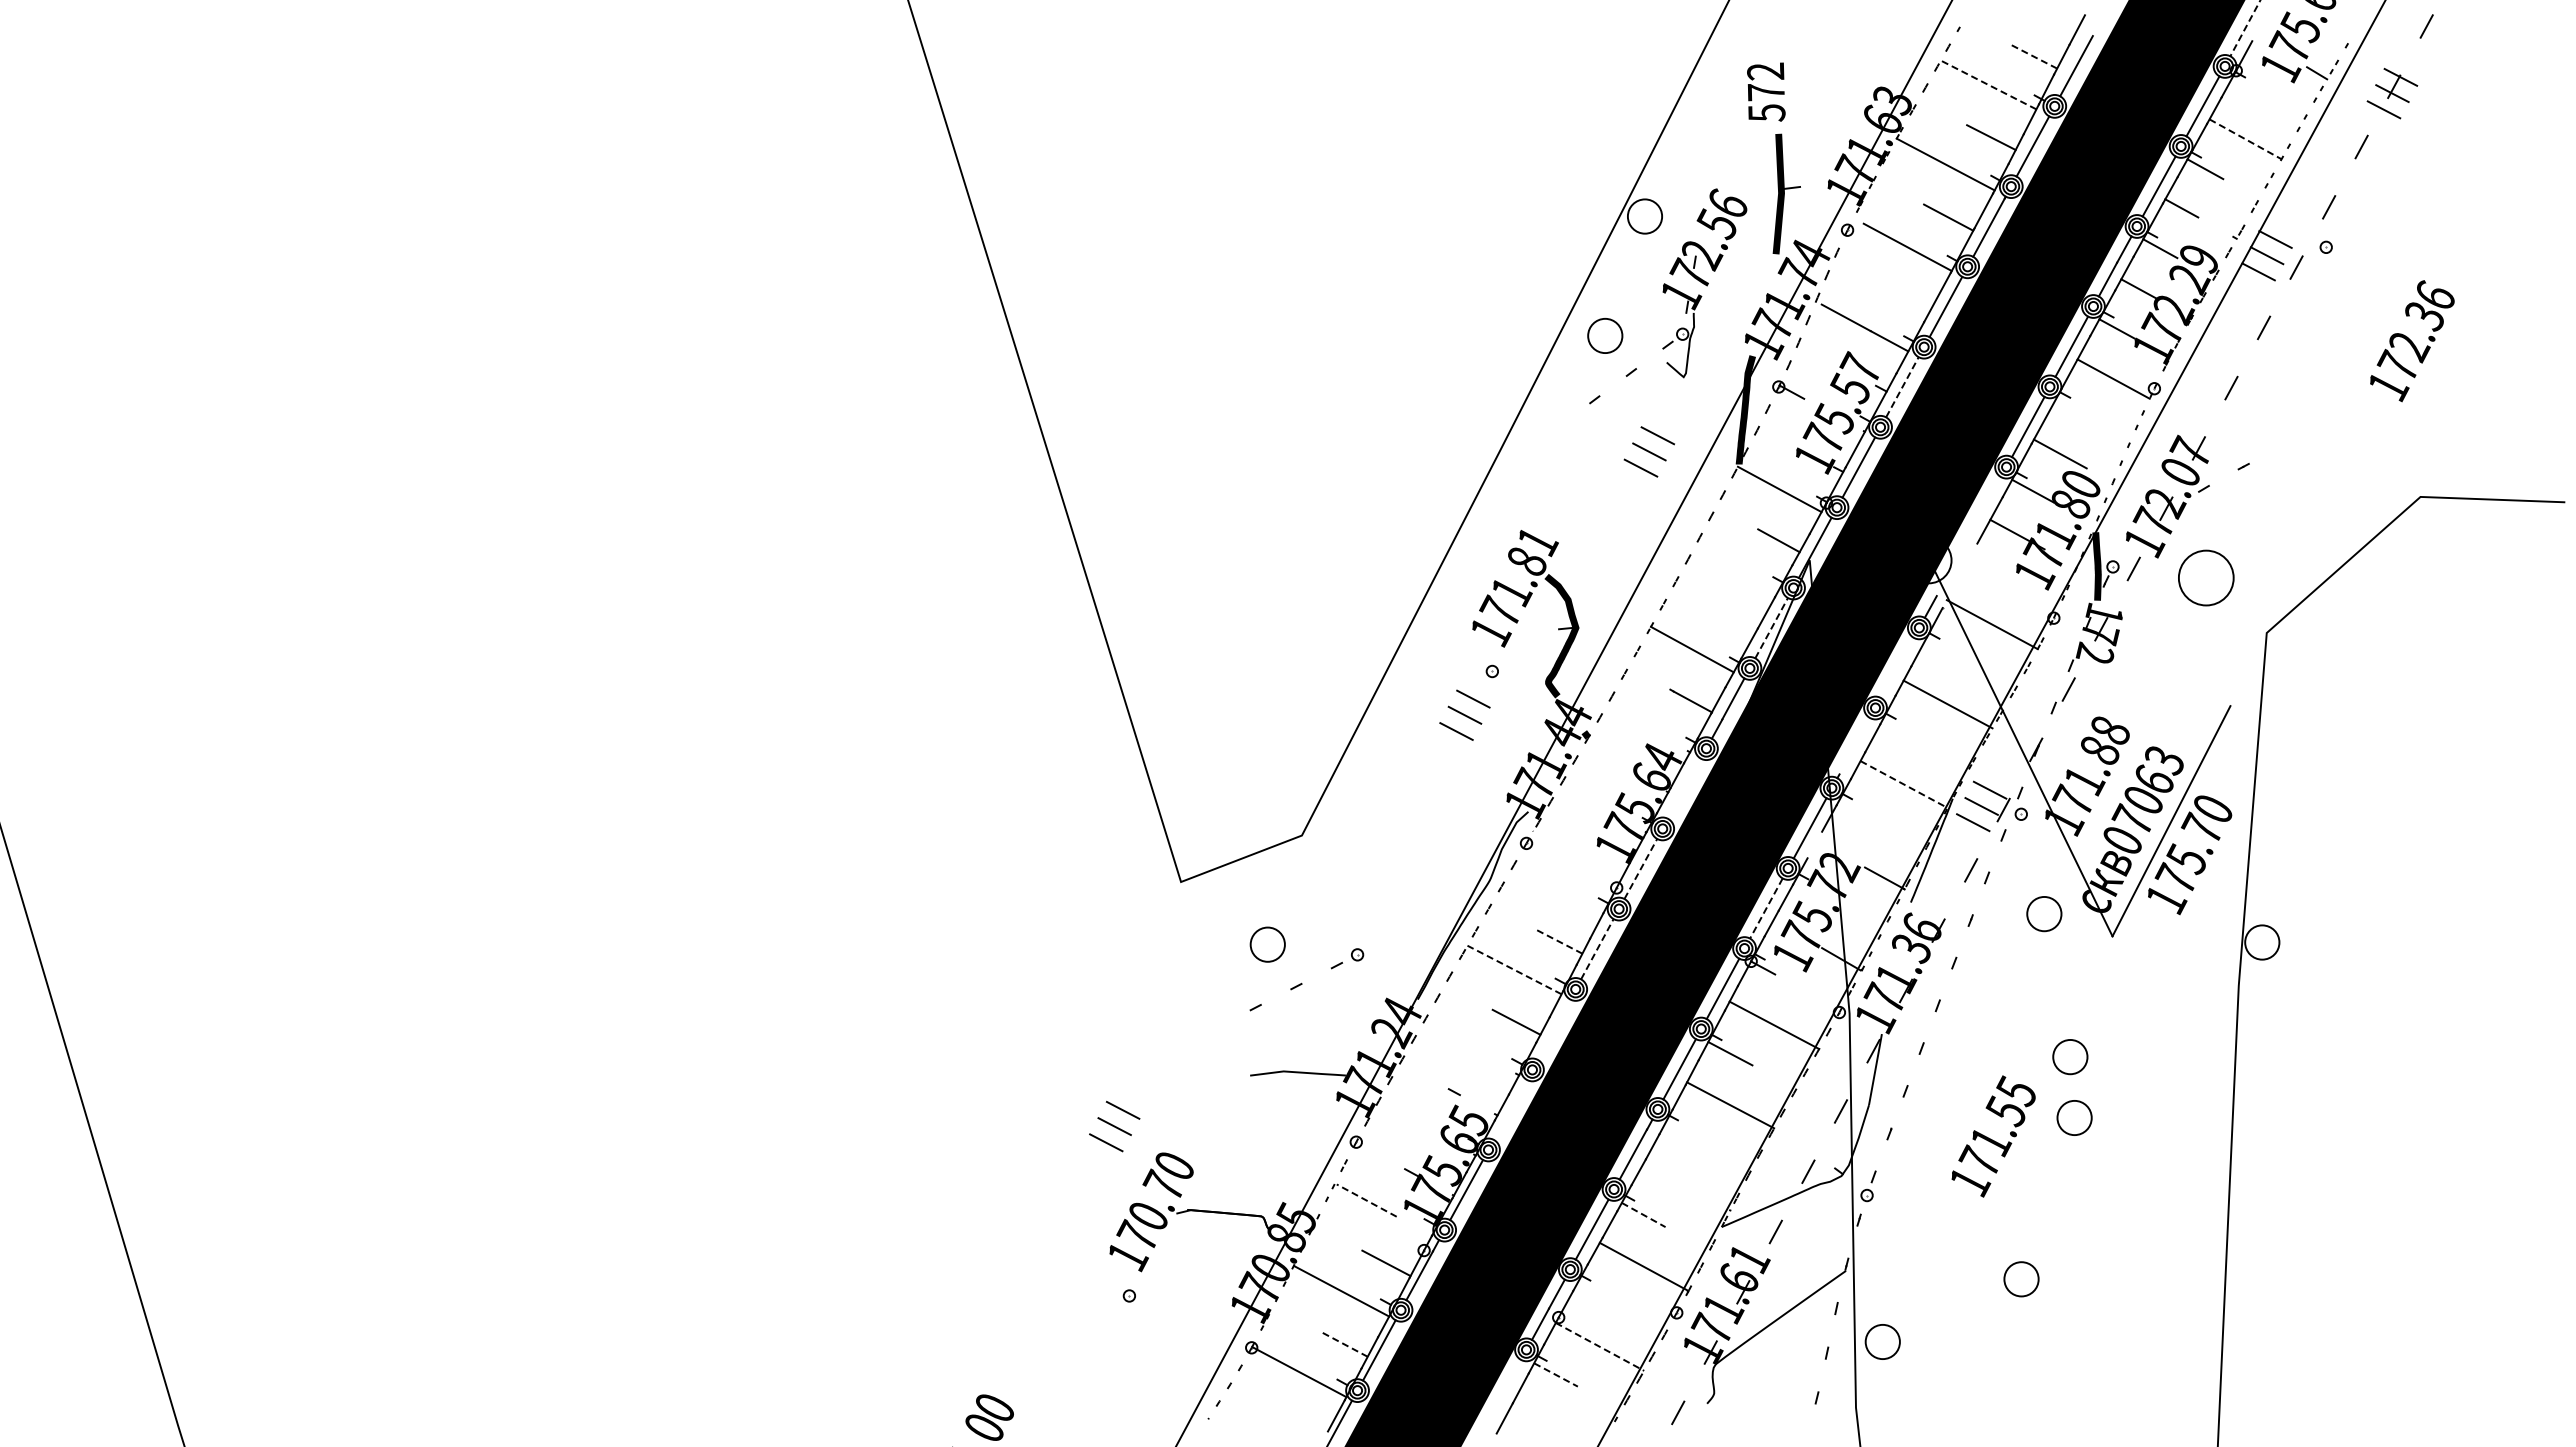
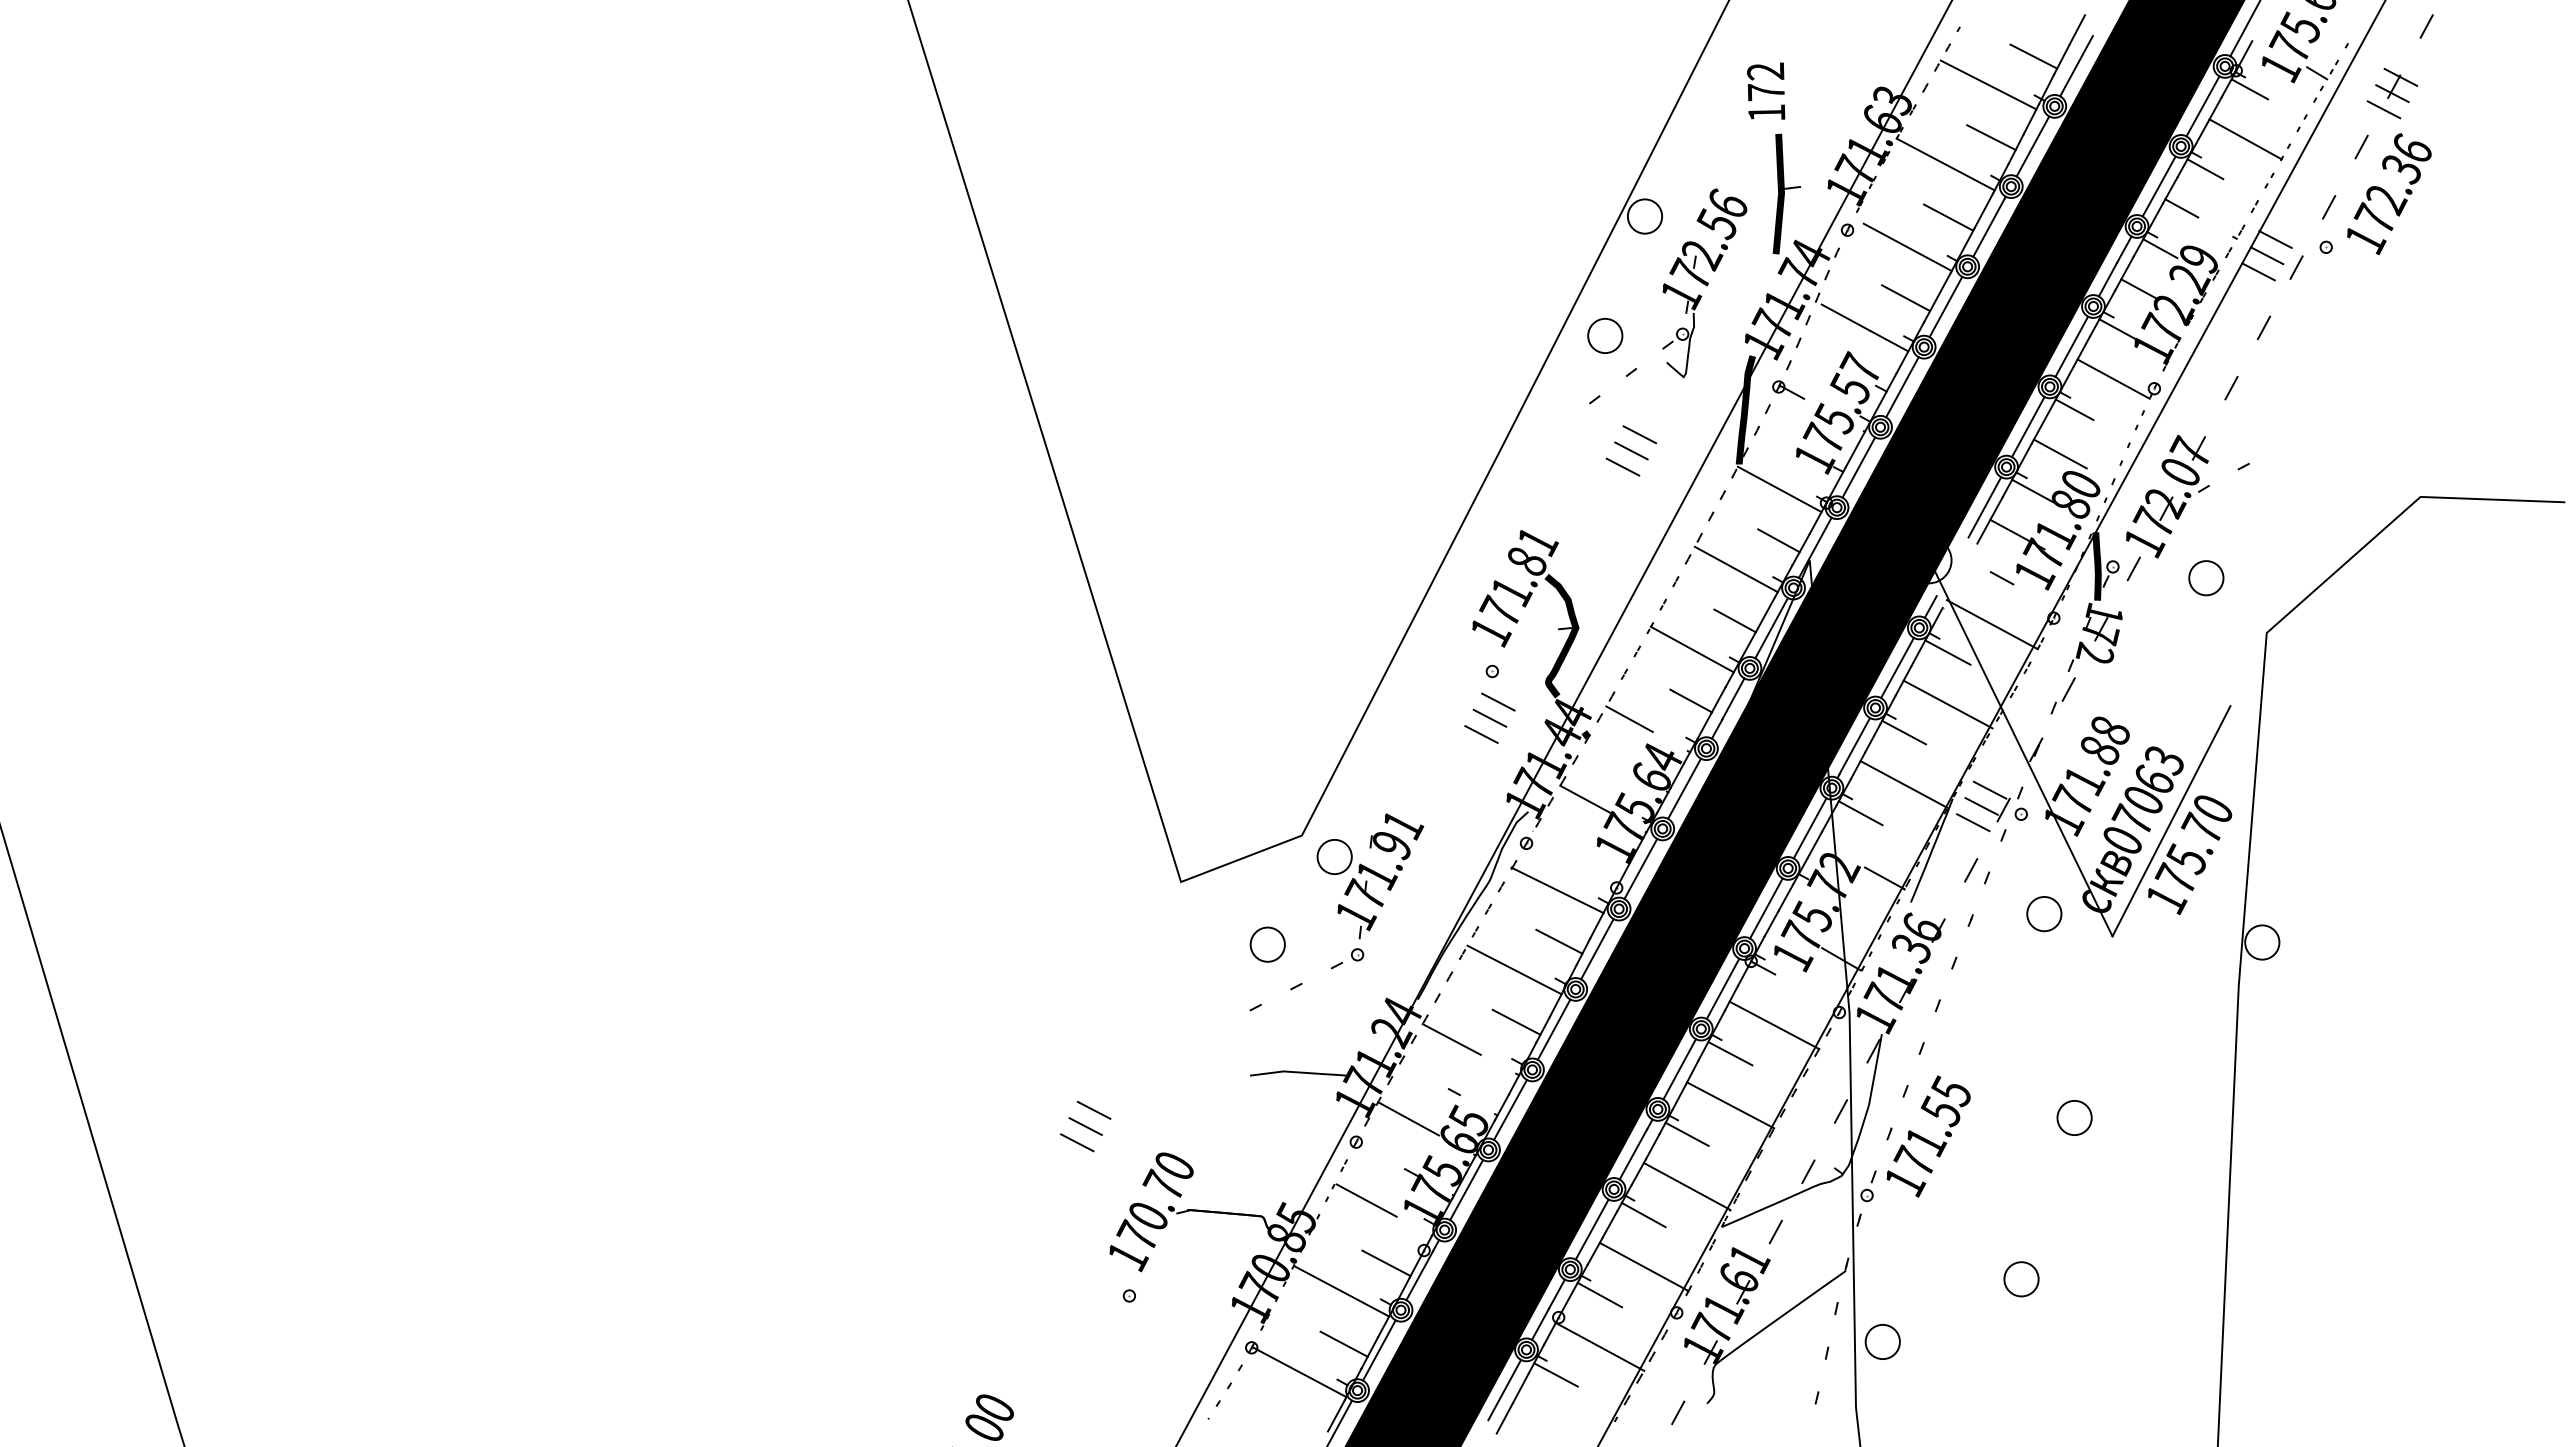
line: dashed -> solid (2245, 28)
line: dashed -> solid (2033, 56)
line: dashed -> solid (1988, 84)
line: none -> present (2249, 89)
text: 572 -> 172 (1766, 112)
line: dashed -> solid (2246, 139)
line: none -> present (1906, 298)
text position: (2412, 341) -> (2389, 194) (2389, 194)
line: dashed -> solid (1902, 386)
line: none -> present (2074, 409)
part position: (1648, 451) -> (1630, 450) (1630, 450)
line: none -> present (1984, 507)
line: none -> present (1735, 569)
part size: 57x58 px -> 37x37 px (2206, 578)
line: none -> present (2001, 578)
line: none -> present (1734, 620)
line: dashed -> solid (1771, 627)
line: none -> present (1947, 652)
line: none -> present (1897, 667)
part position: (1464, 714) -> (1489, 717) (1489, 717)
line: none -> present (1629, 719)
line: none -> present (1903, 732)
line: none -> present (1854, 746)
line: dashed -> solid (1904, 784)
line: none -> present (1684, 788)
line: none -> present (1585, 799)
line: none -> present (1860, 813)
line: none -> present (1814, 844)
line: dashed -> solid (1641, 868)
part: none -> present (1370, 876)
line: none -> present (1557, 890)
line: dashed -> solid (1766, 909)
line: dashed -> solid (1559, 941)
line: dashed -> solid (1597, 948)
line: dashed -> solid (1514, 969)
line: none -> present (1553, 1029)
line: none -> present (1451, 1039)
part: present -> none (2070, 1057)
line: none -> present (1509, 1109)
line: none -> present (1408, 1118)
part position: (1114, 1126) -> (1085, 1126) (1085, 1126)
line: none -> present (1686, 1133)
text position: (1993, 1136) -> (1928, 1136) (1928, 1136)
line: none -> present (1686, 1185)
line: dashed -> solid (1366, 1200)
line: dashed -> solid (1643, 1215)
line: none -> present (1599, 1294)
line: dashed -> solid (1344, 1344)
line: dashed -> solid (1600, 1347)
line: dashed -> solid (1556, 1374)
line: none -> present (1504, 1390)
